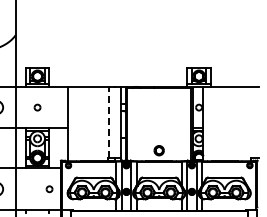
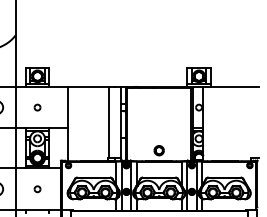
line: dashed -> solid (108, 122)
part position: (49, 189) -> (37, 189) (37, 189)
